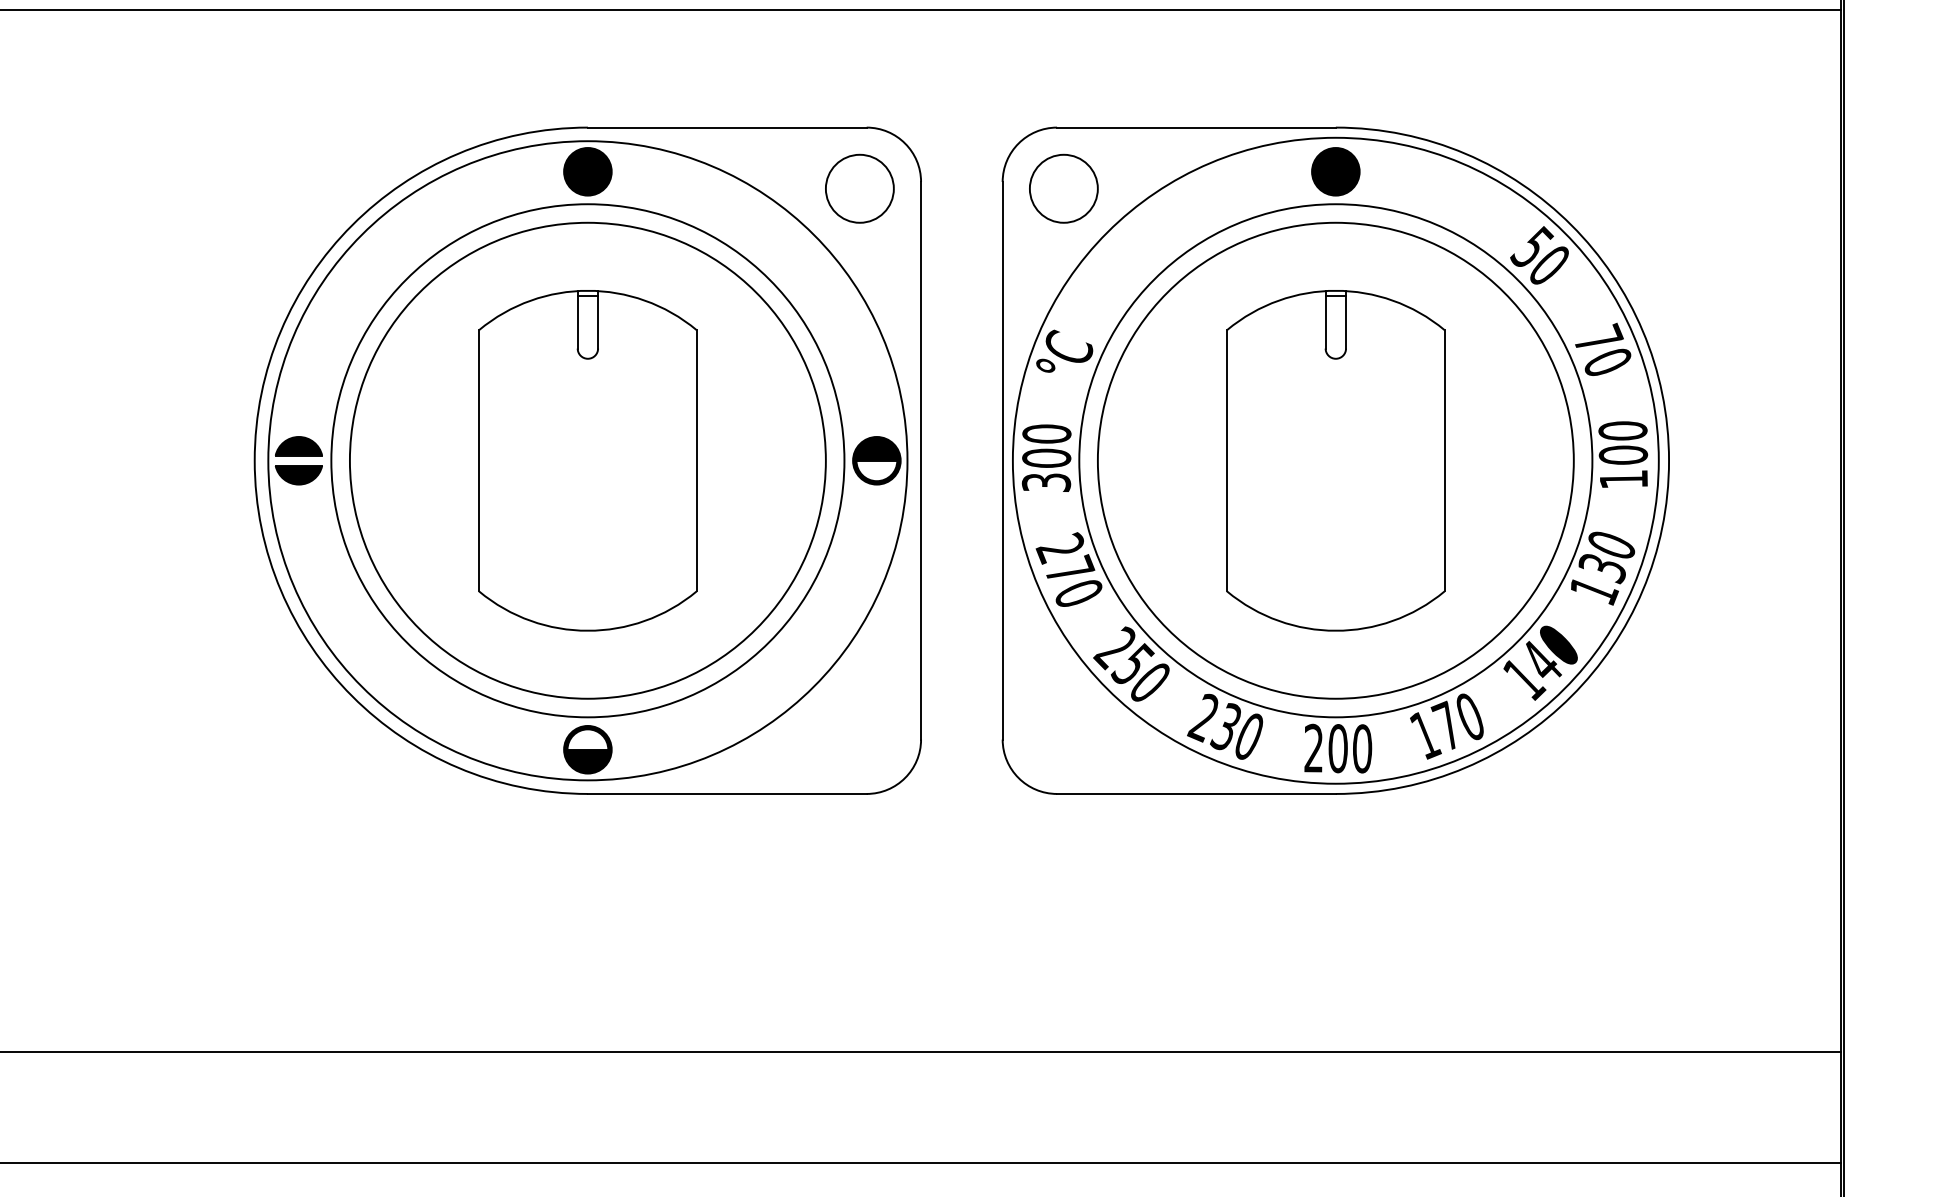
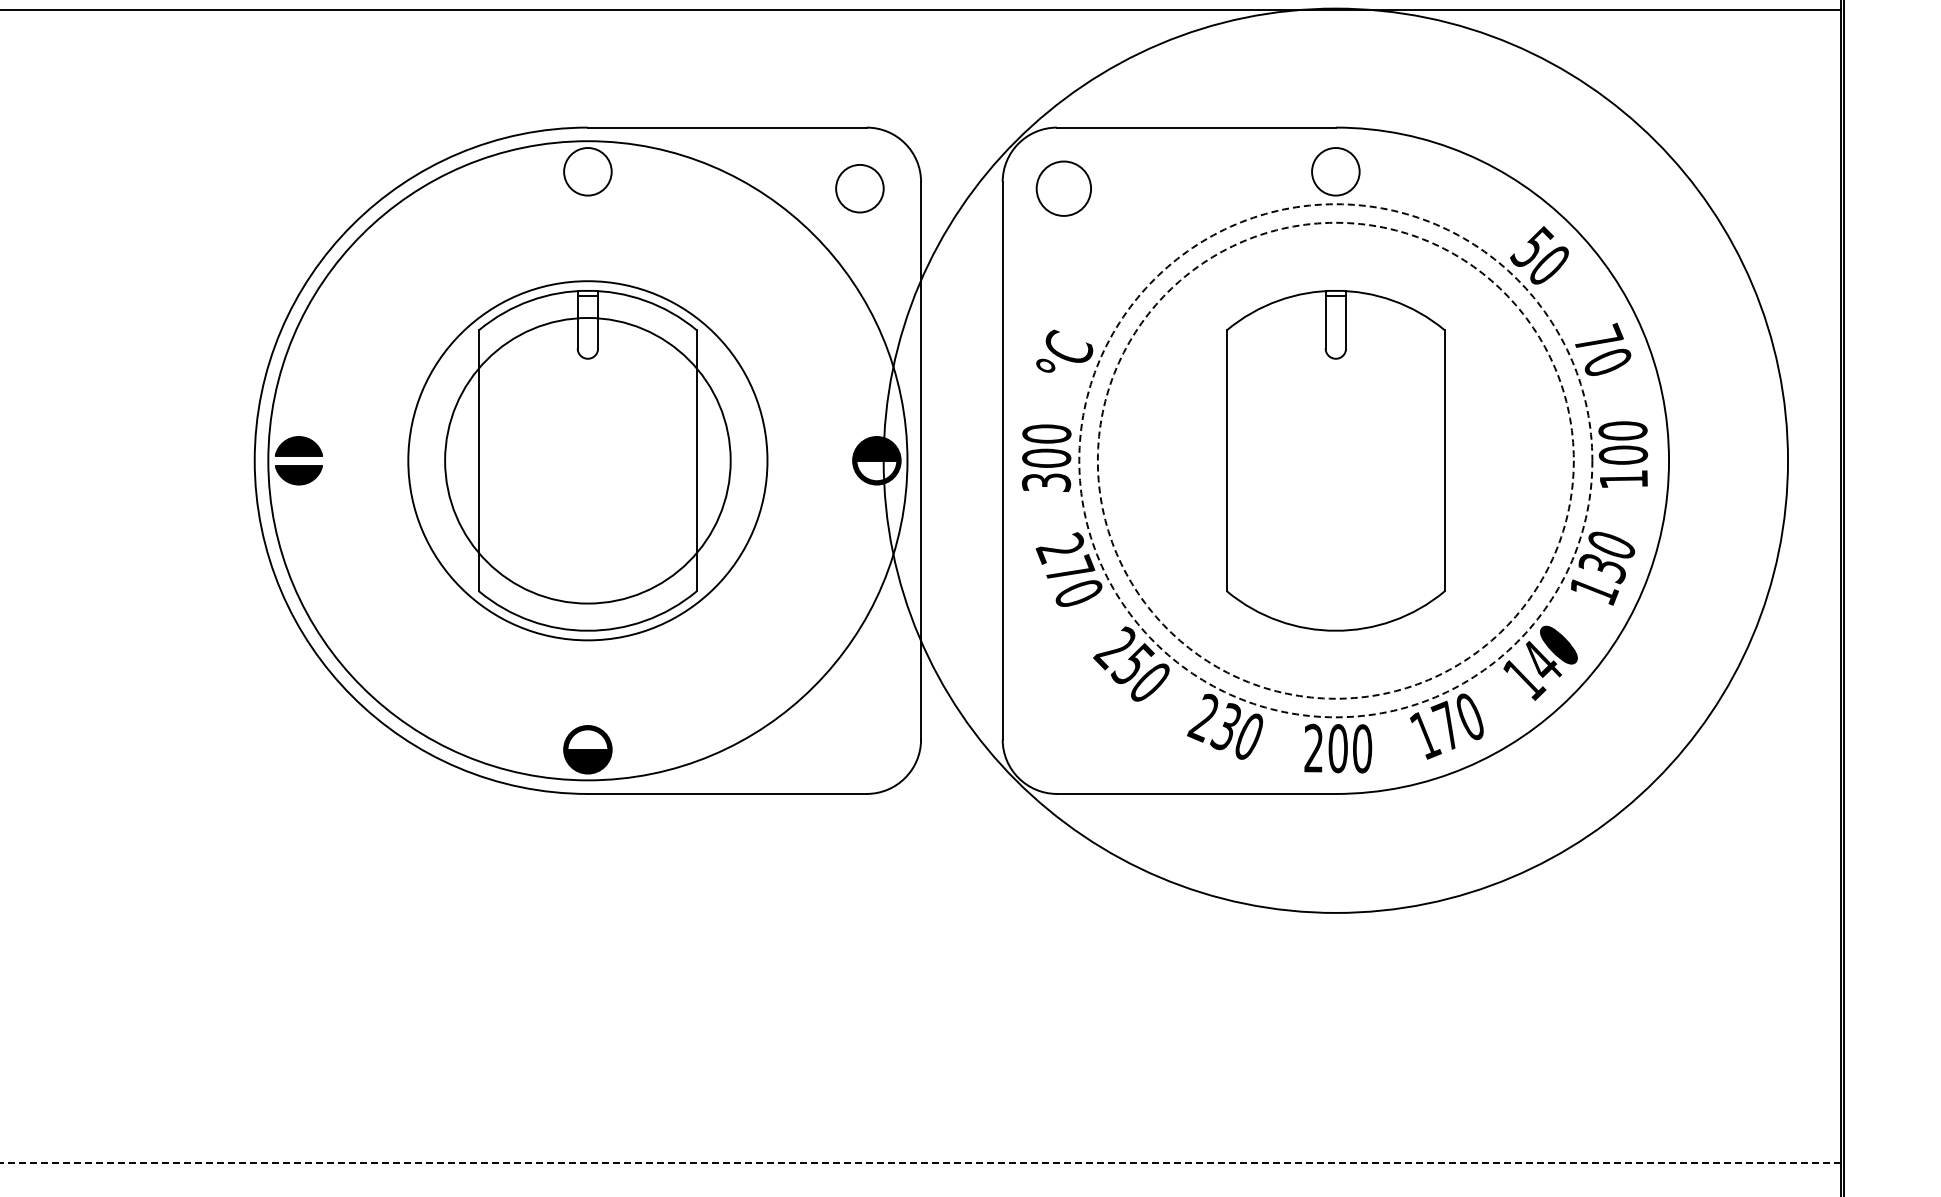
fill: present -> none (587, 171)
fill: present -> none (1335, 171)
circle size: 70x71 px -> 50x50 px (859, 188)
circle size: 70x71 px -> 57x57 px (1063, 188)
circle diameter: 476 px -> 286 px (587, 460)
circle diameter: 513 px -> 359 px (587, 460)
circle diameter: 646 px -> 904 px (1335, 460)
circle: solid -> dashed (1335, 460)
circle: solid -> dashed (1335, 460)
line: present -> none (921, 1051)
line: solid -> dashed (920, 1163)
